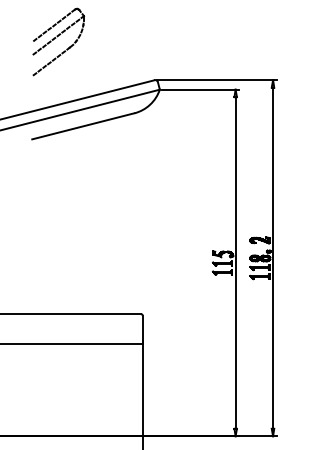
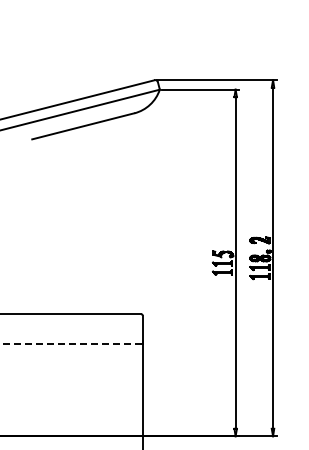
part: present -> none (58, 41)
line: solid -> dashed (71, 344)
